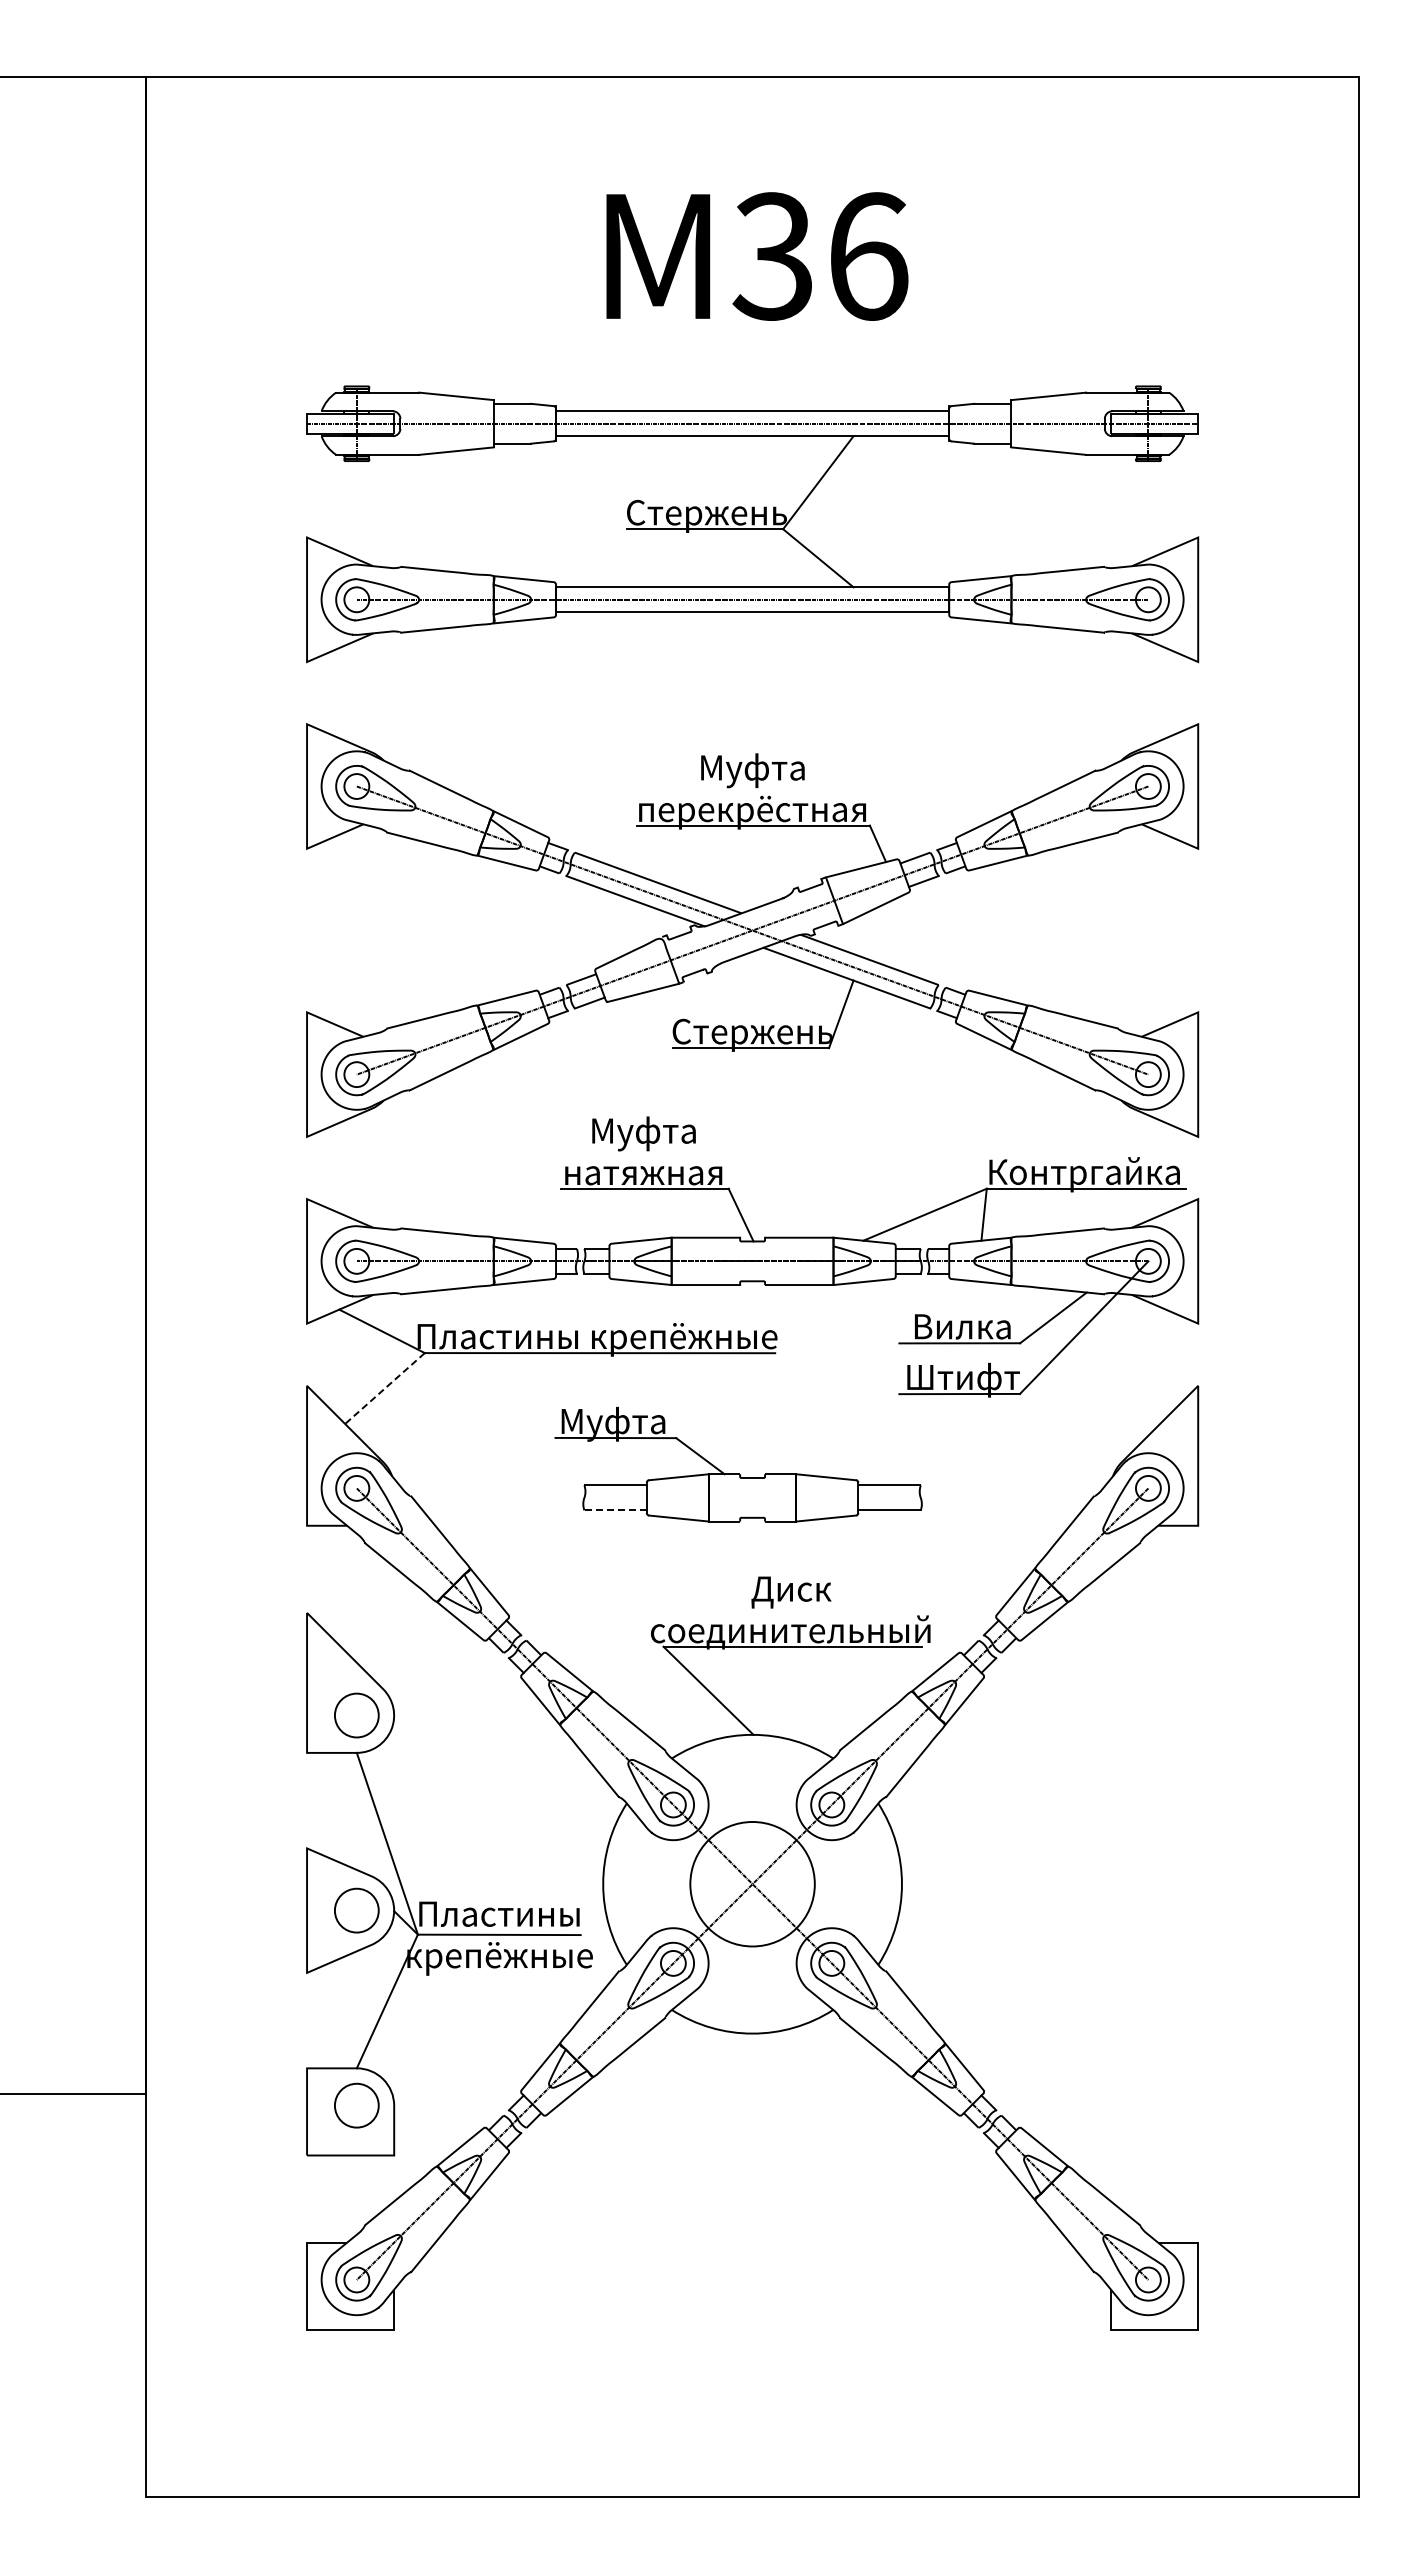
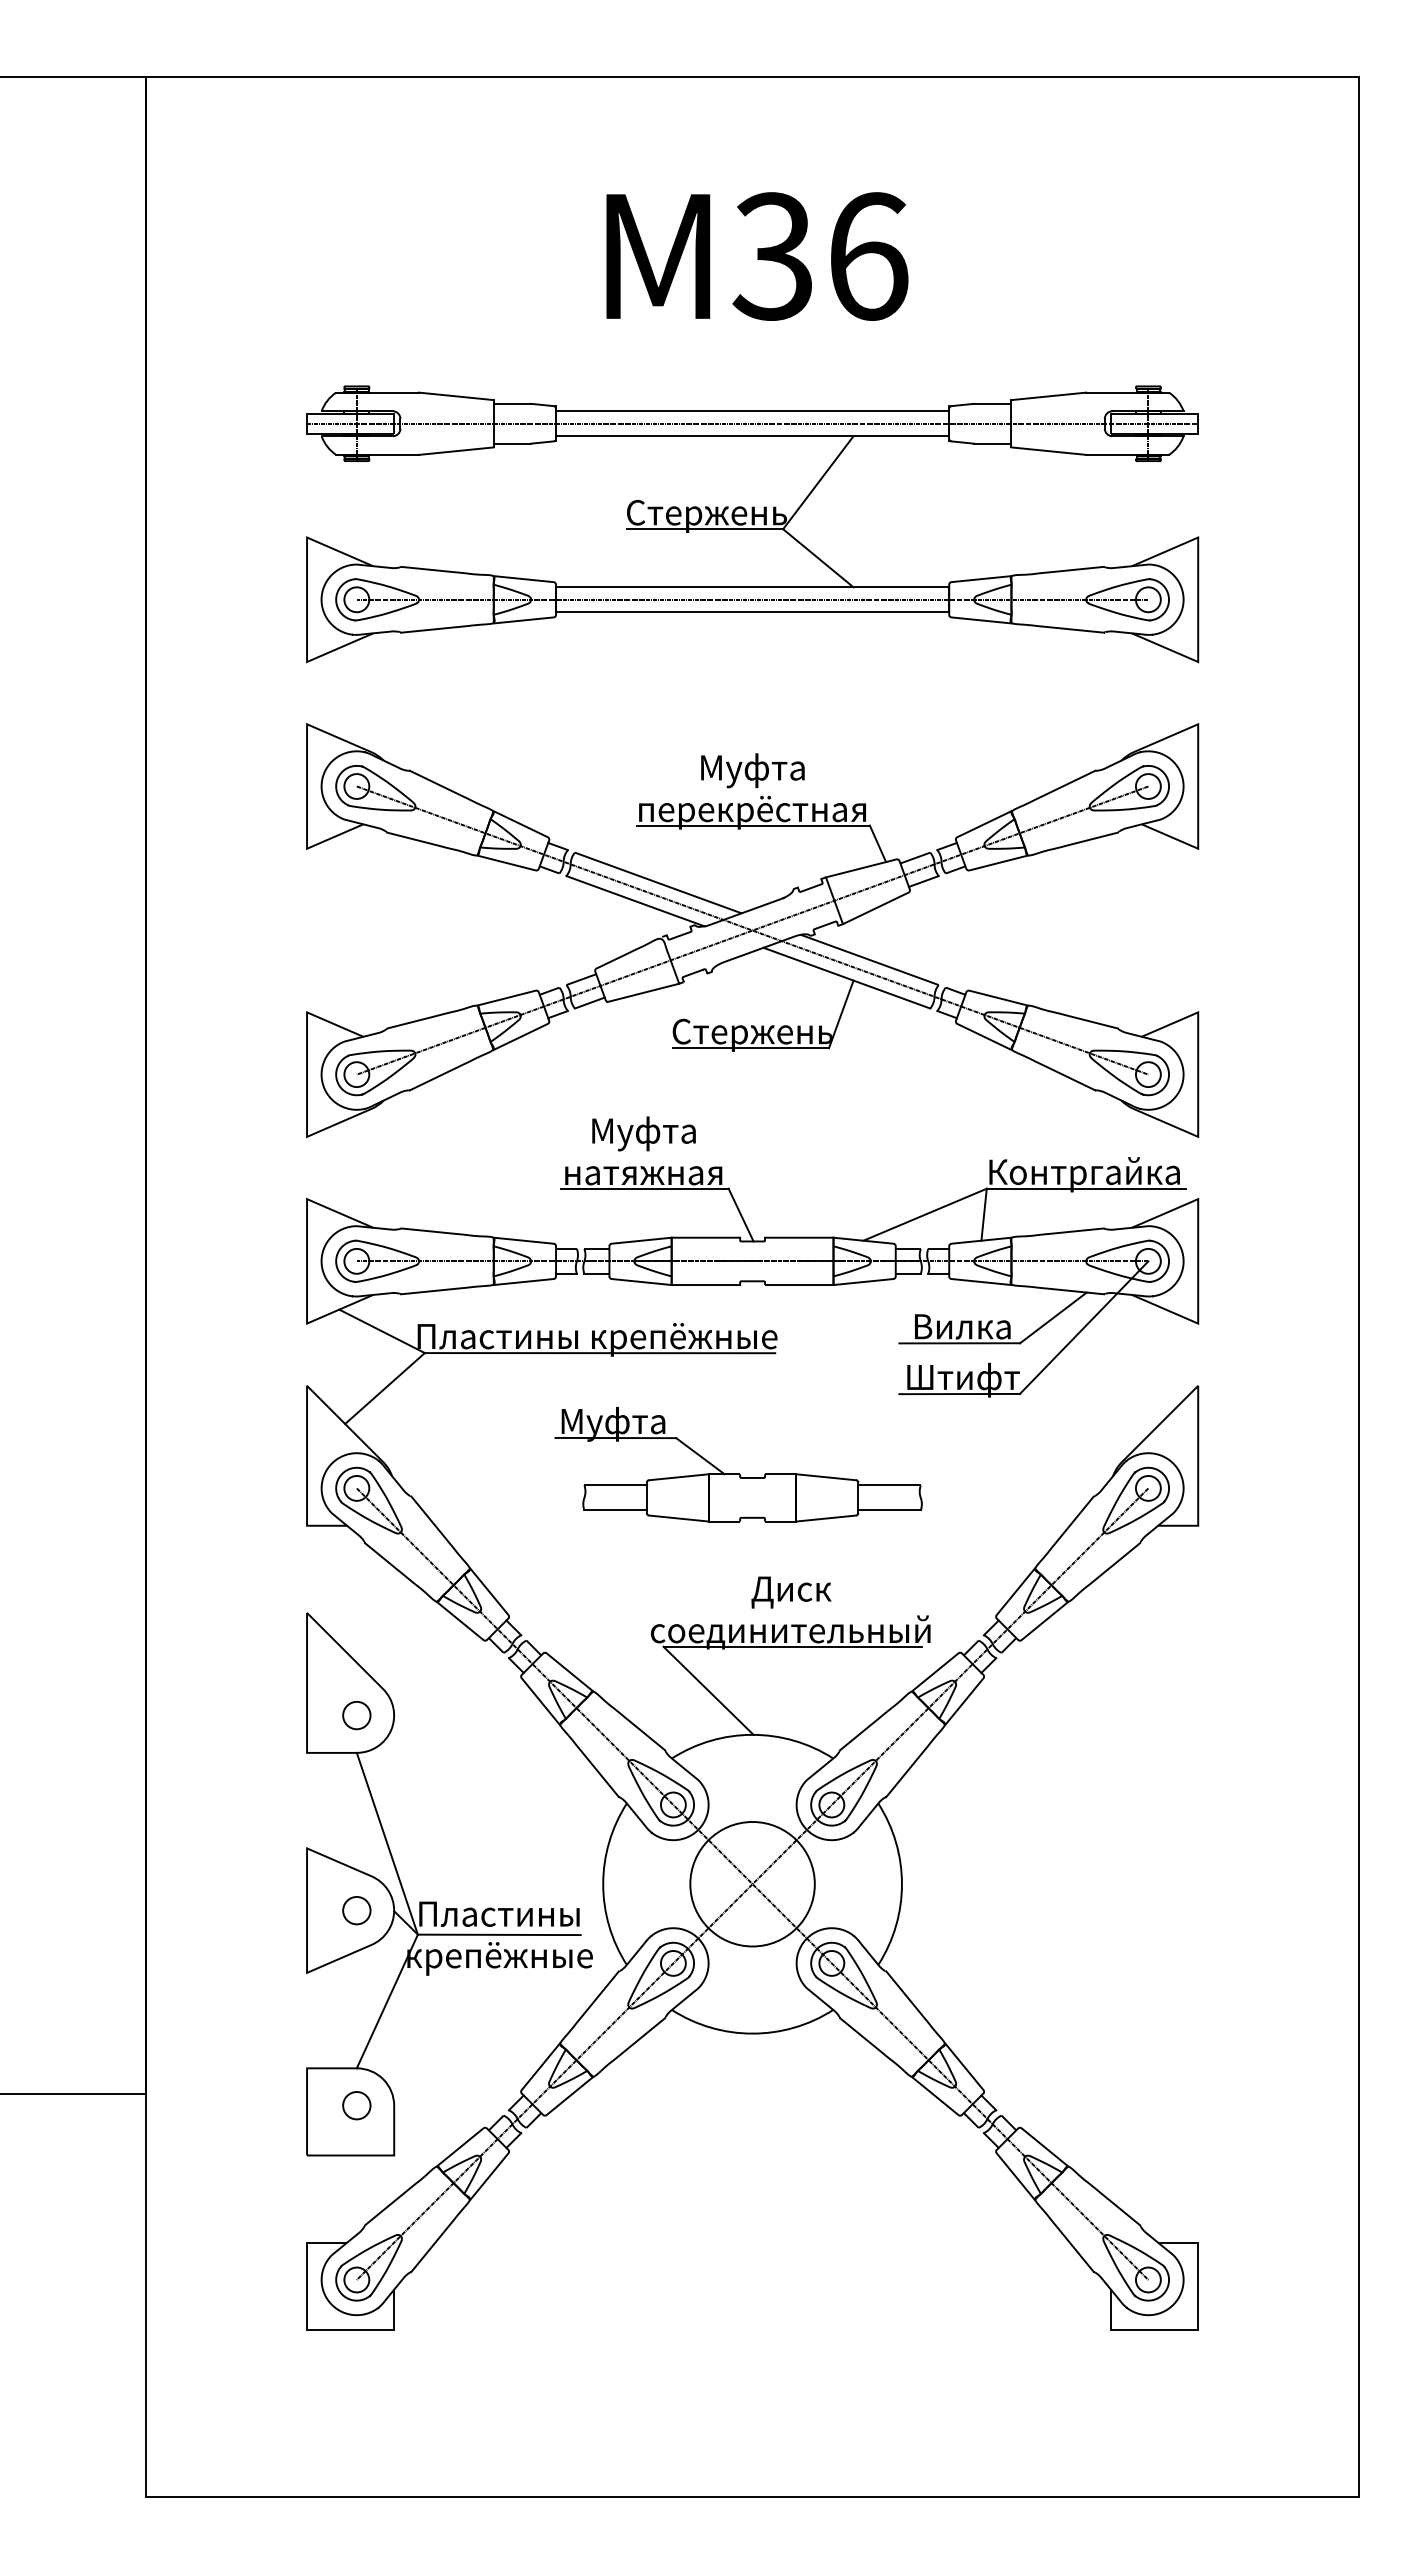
line: dashed -> solid (384, 1388)
line: dashed -> solid (615, 1510)
circle diameter: 44 px -> 27 px (356, 1715)
circle diameter: 44 px -> 27 px (356, 1910)
circle diameter: 44 px -> 27 px (356, 2105)
